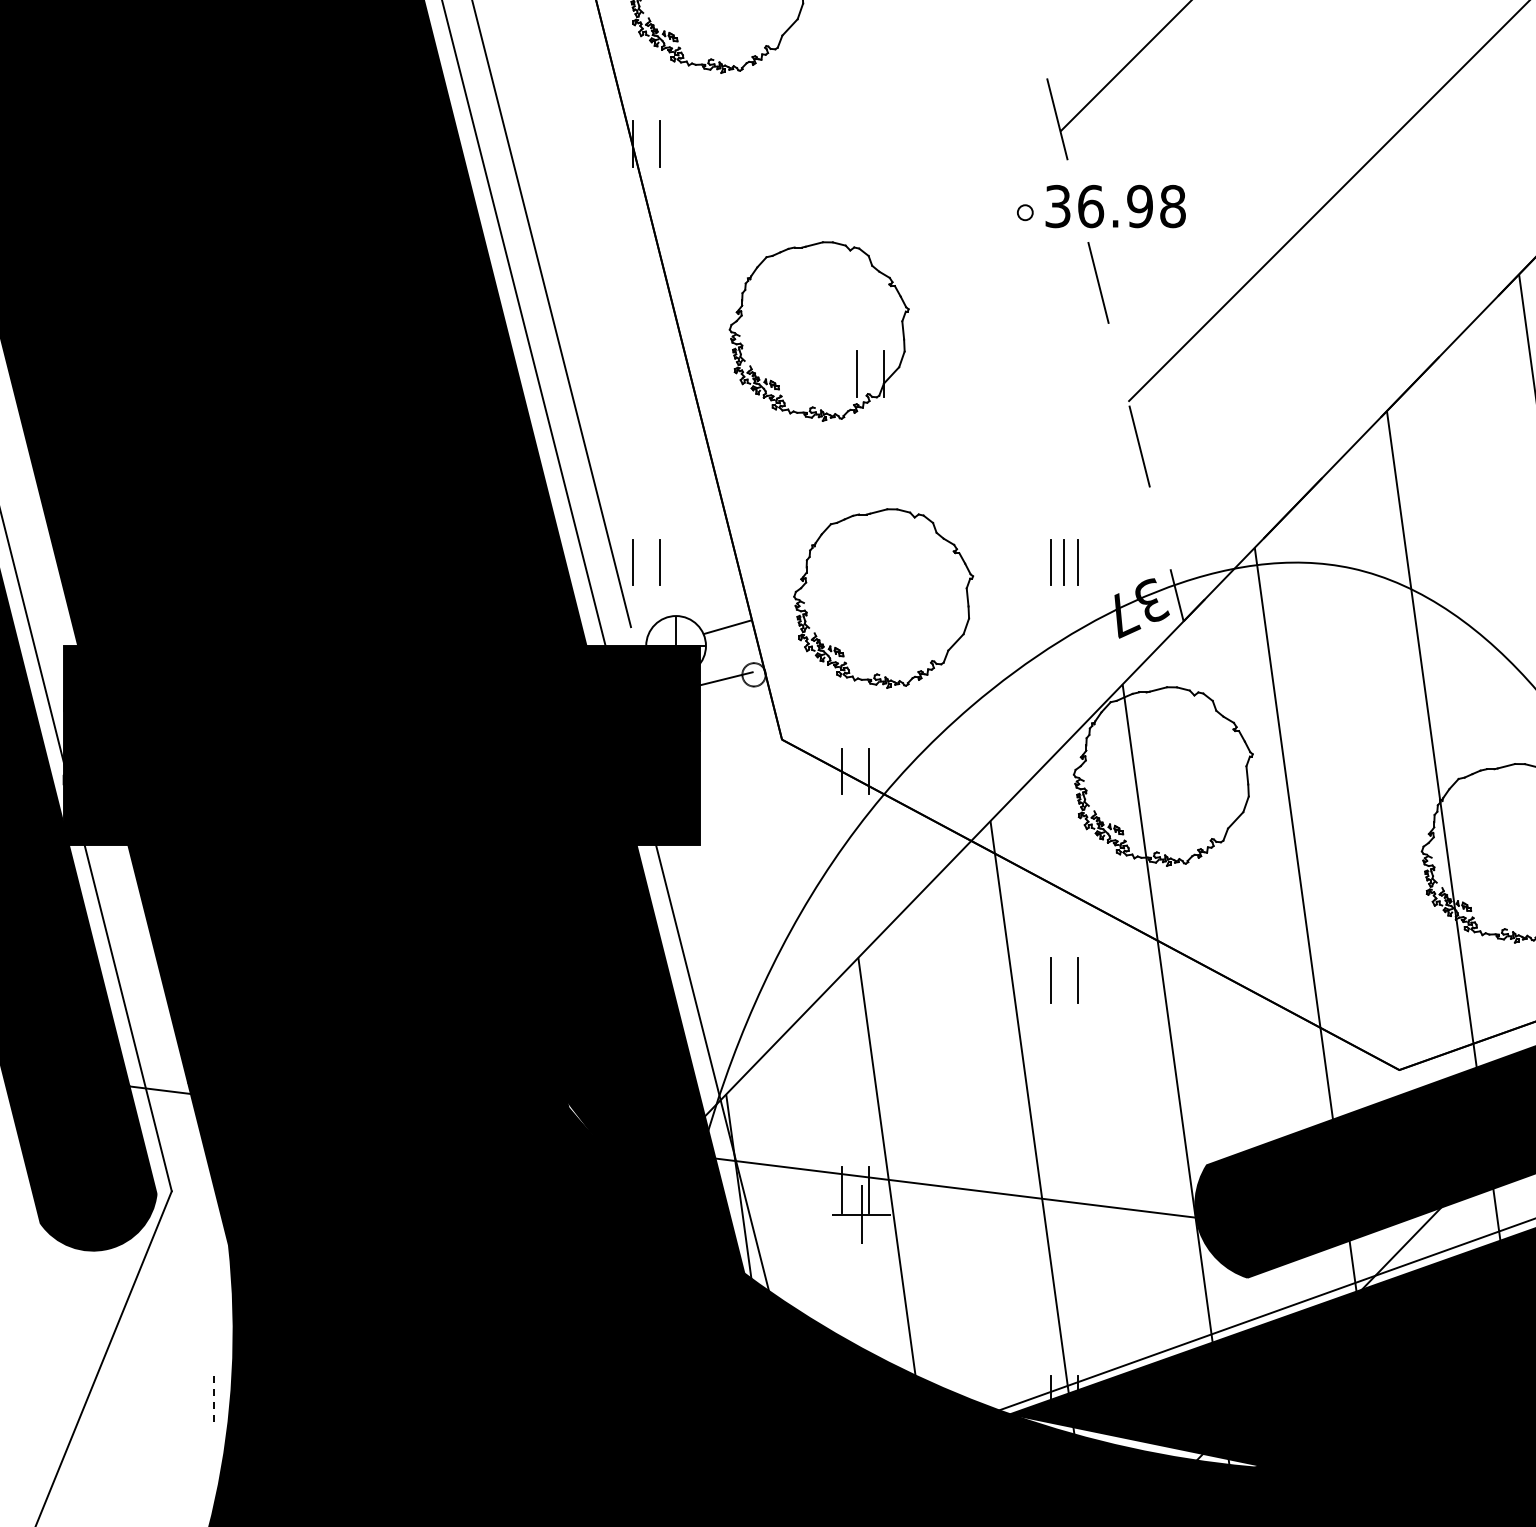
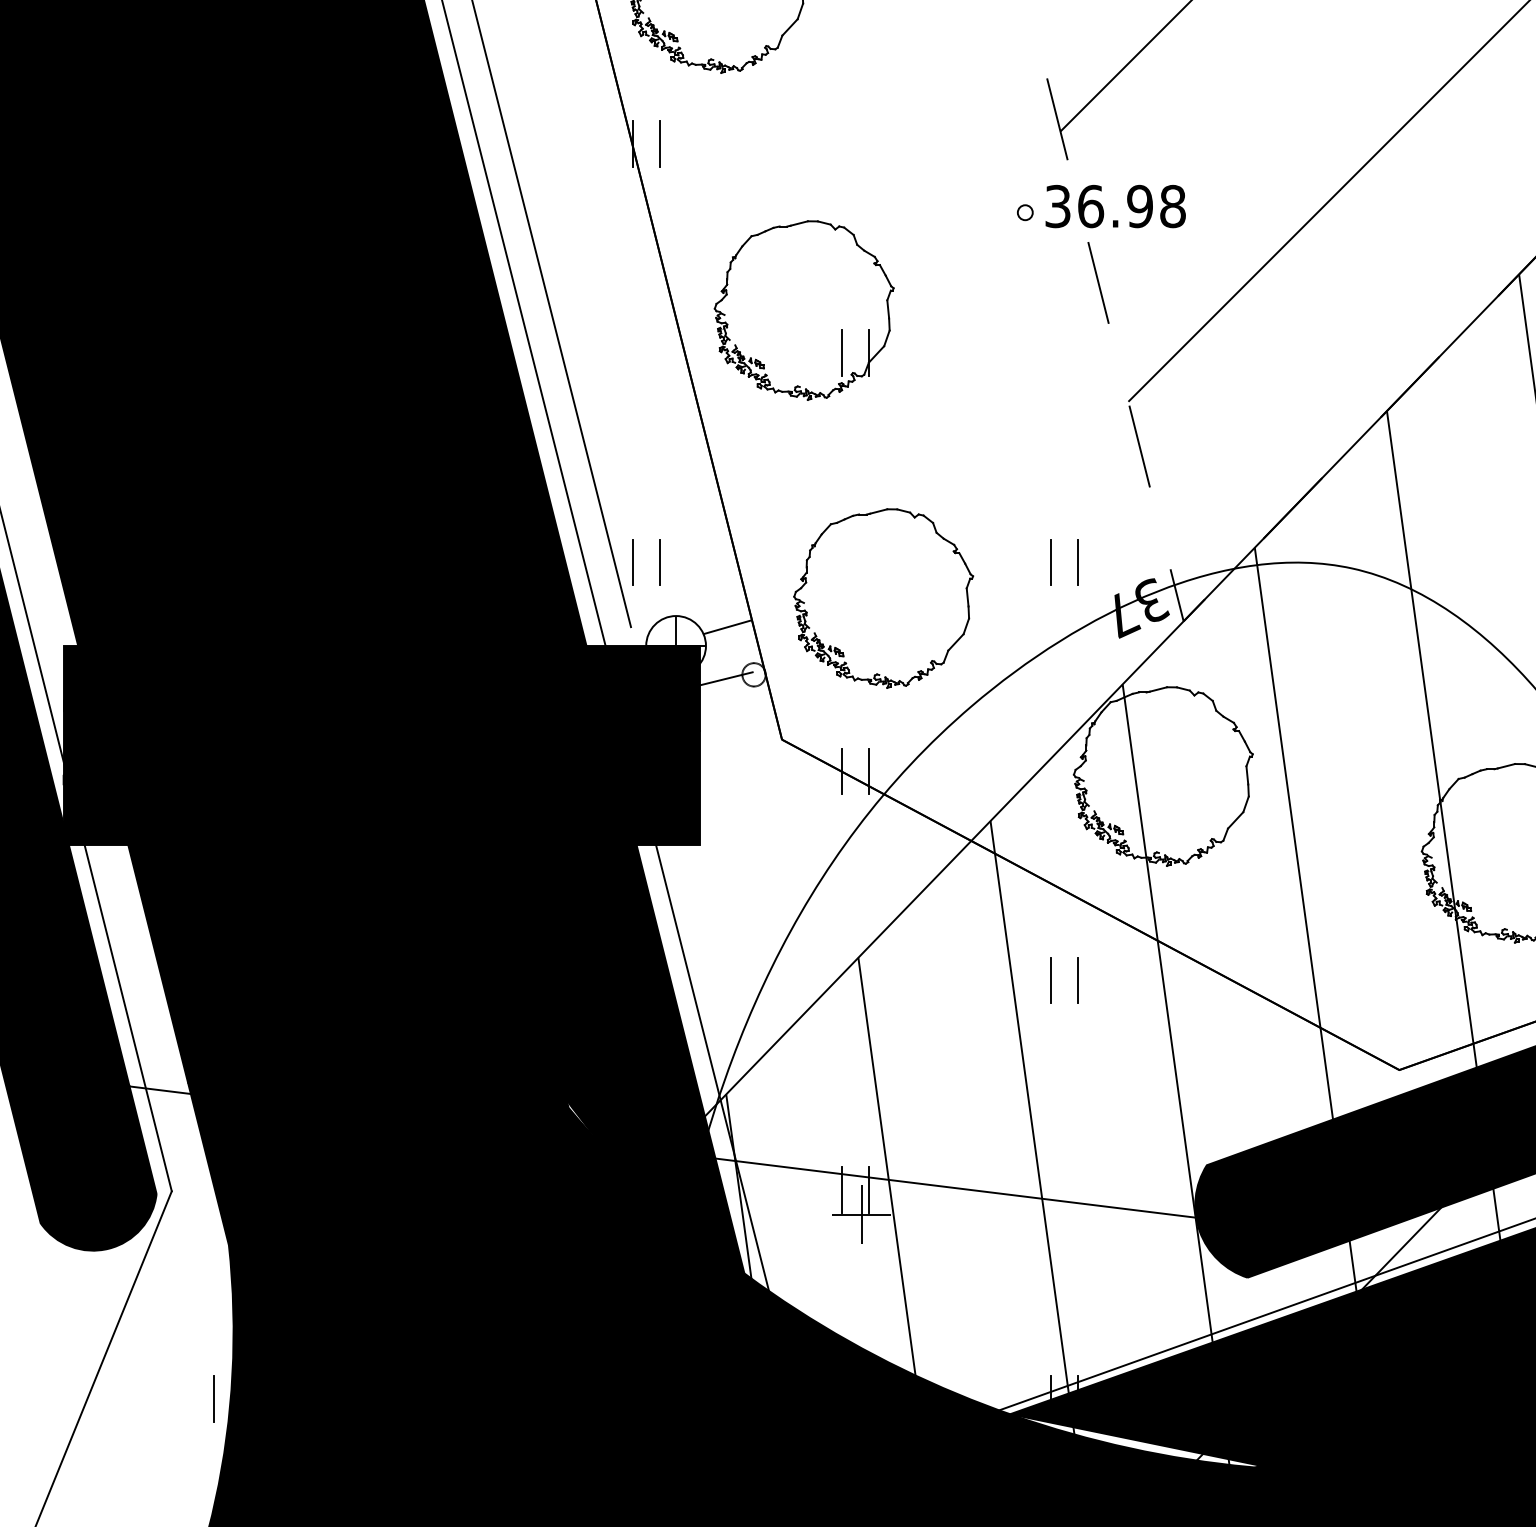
part position: (856, 350) -> (841, 329) (841, 329)
line: present -> none (1063, 562)
line: dashed -> solid (214, 1399)
